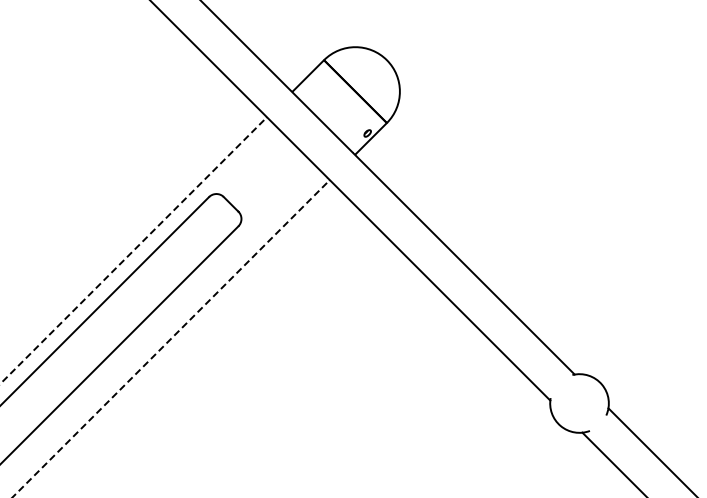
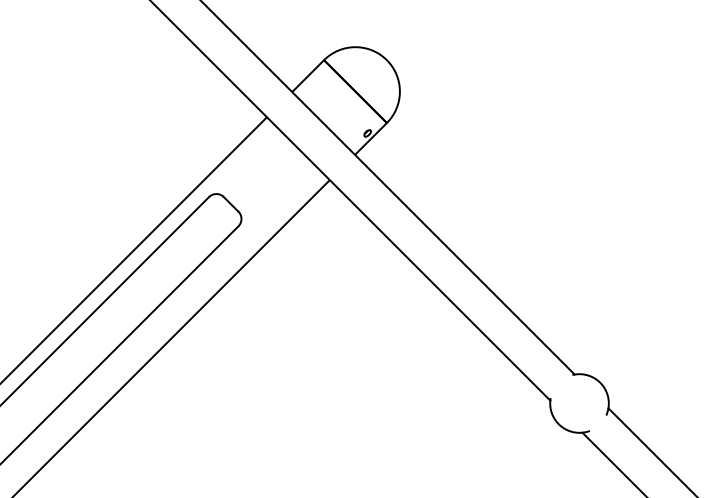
line: dashed -> solid (133, 250)
line: dashed -> solid (170, 339)
